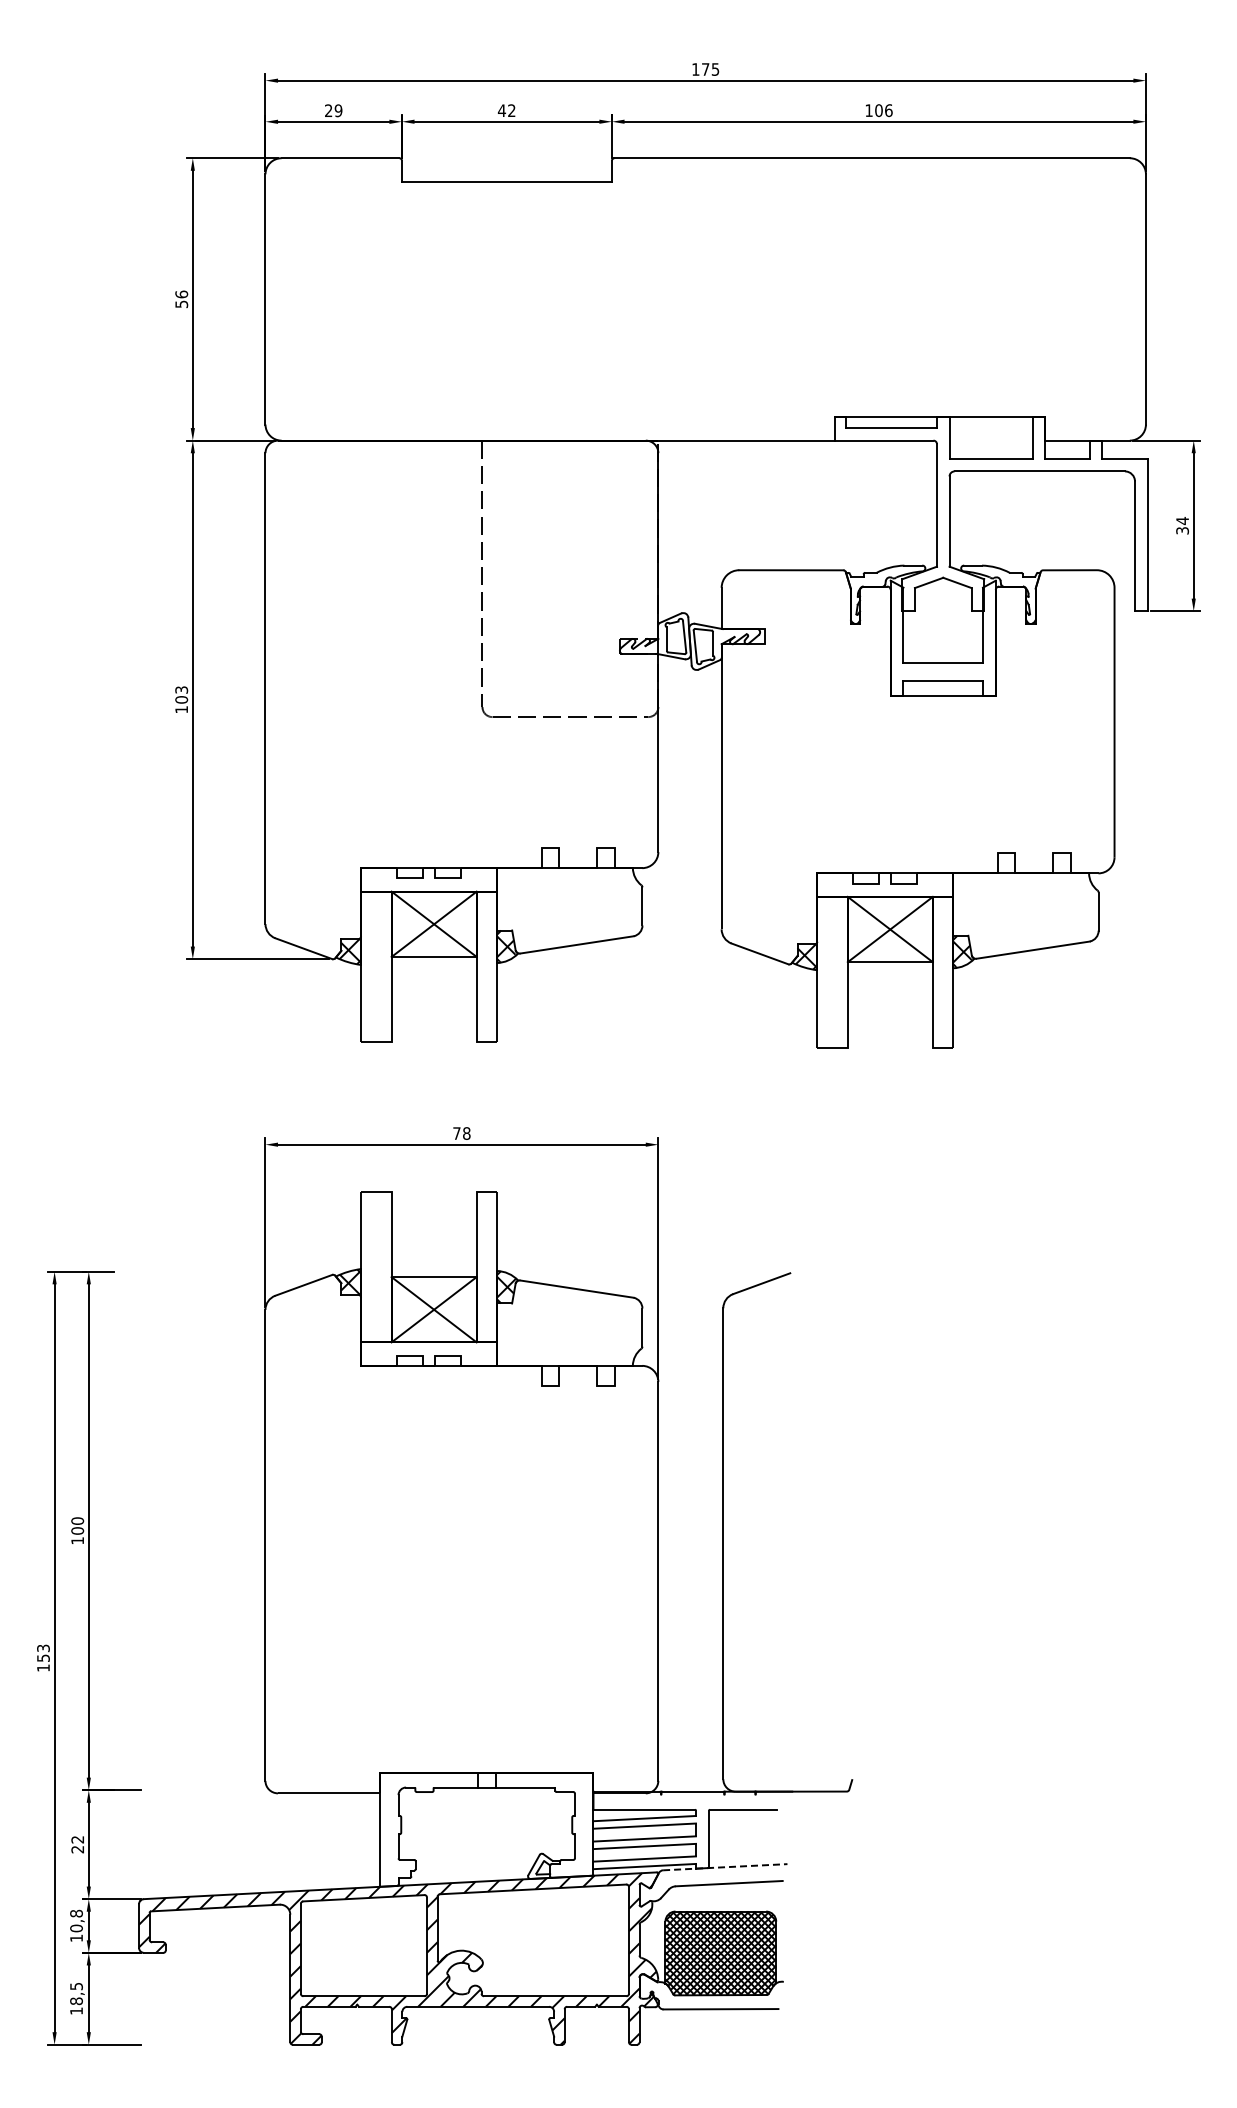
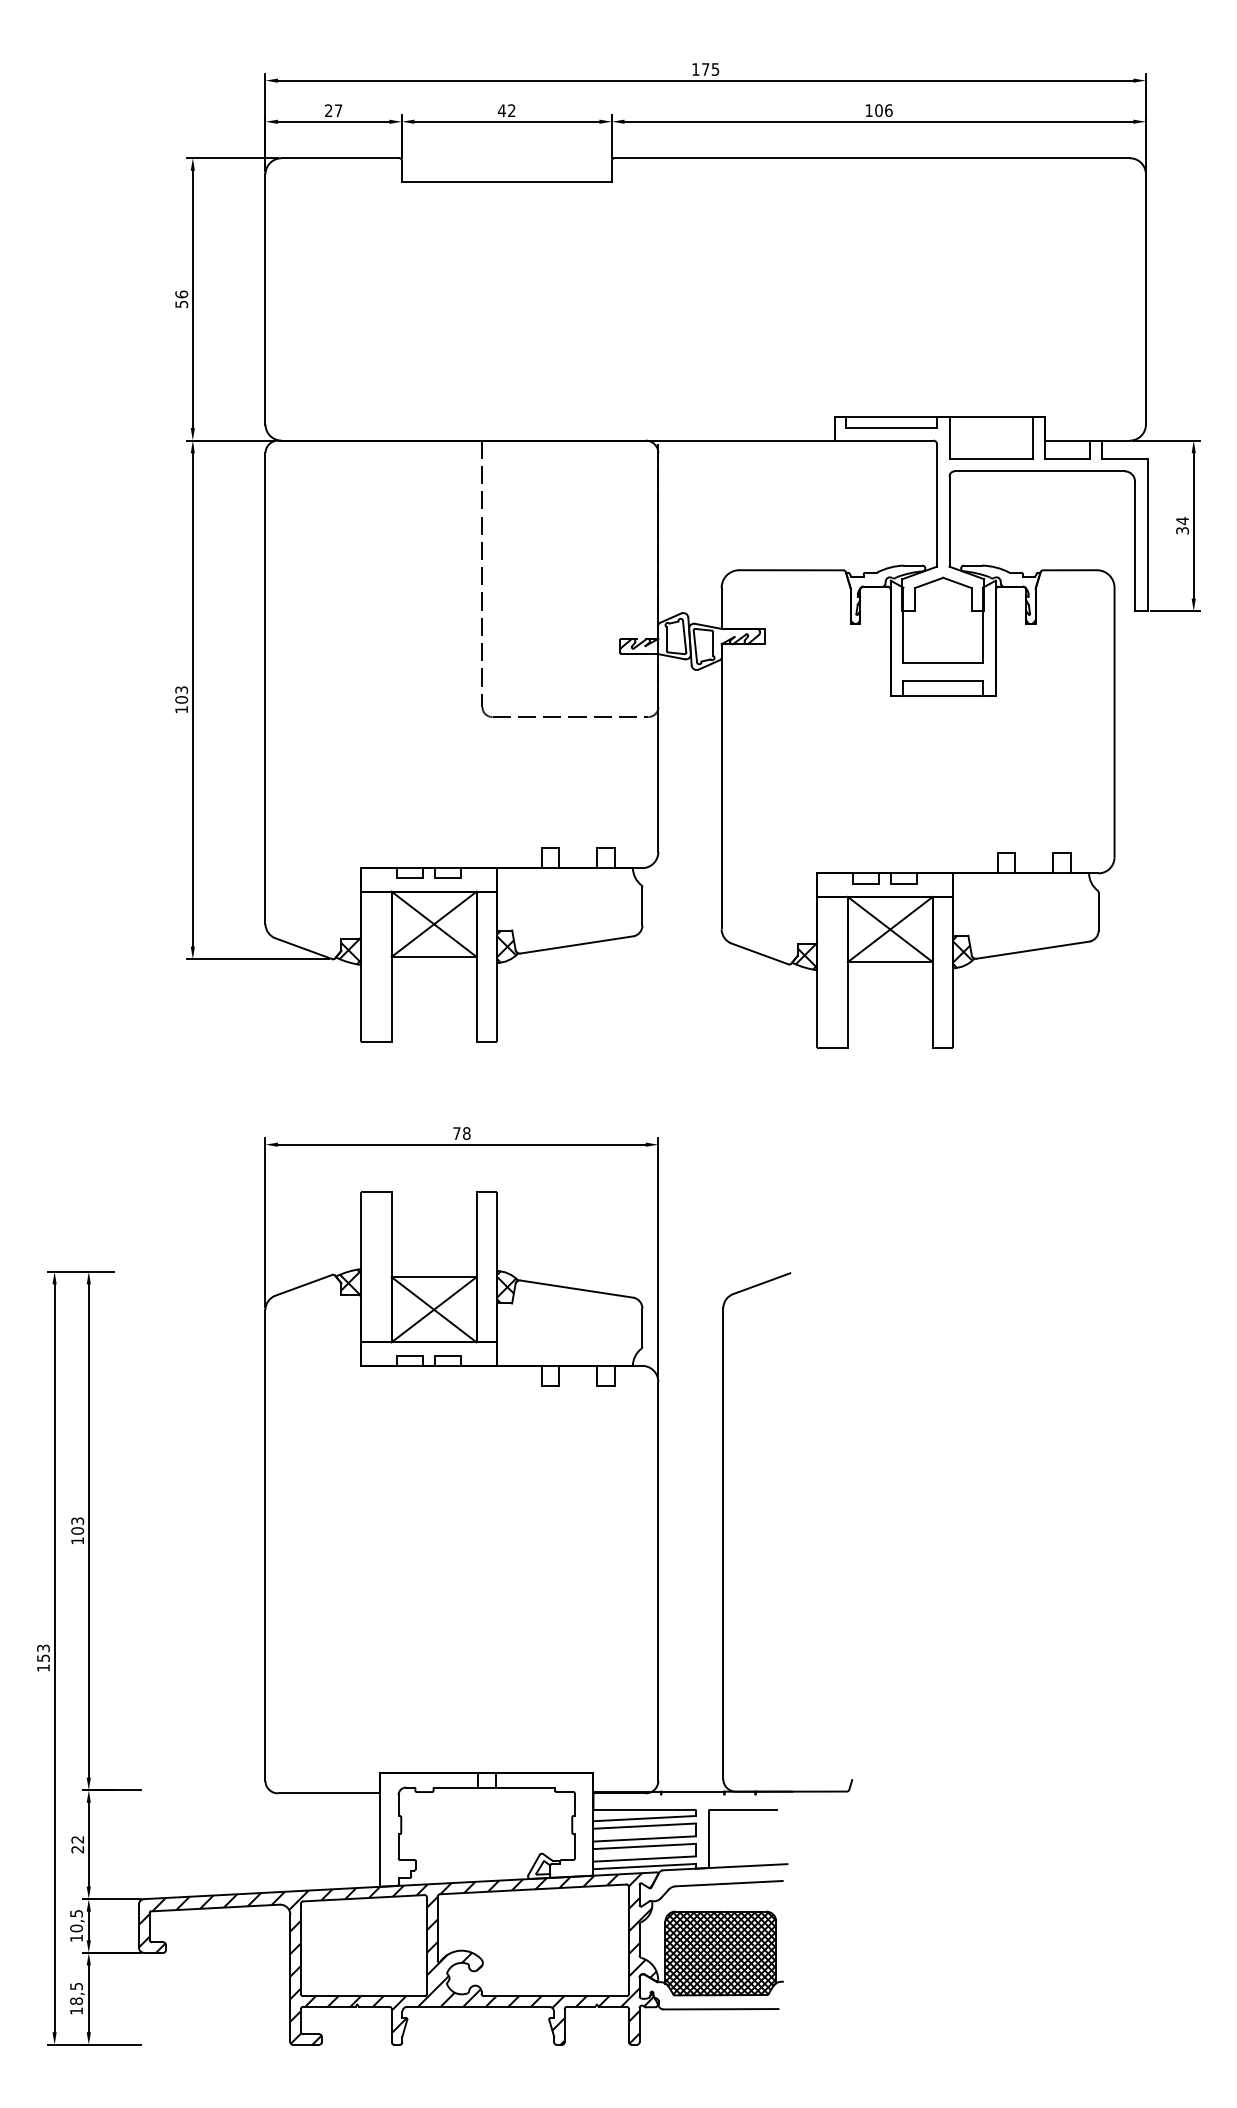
text: 29 -> 27 (338, 110)
text: 100 -> 103 (77, 1520)
line: dashed -> solid (725, 1867)
text: 10,8 -> 10,5 (76, 1913)
